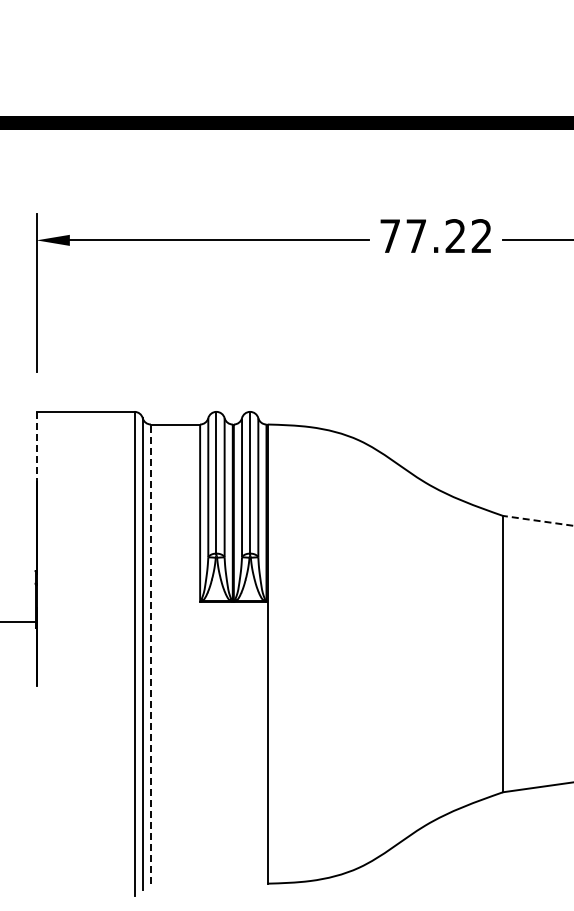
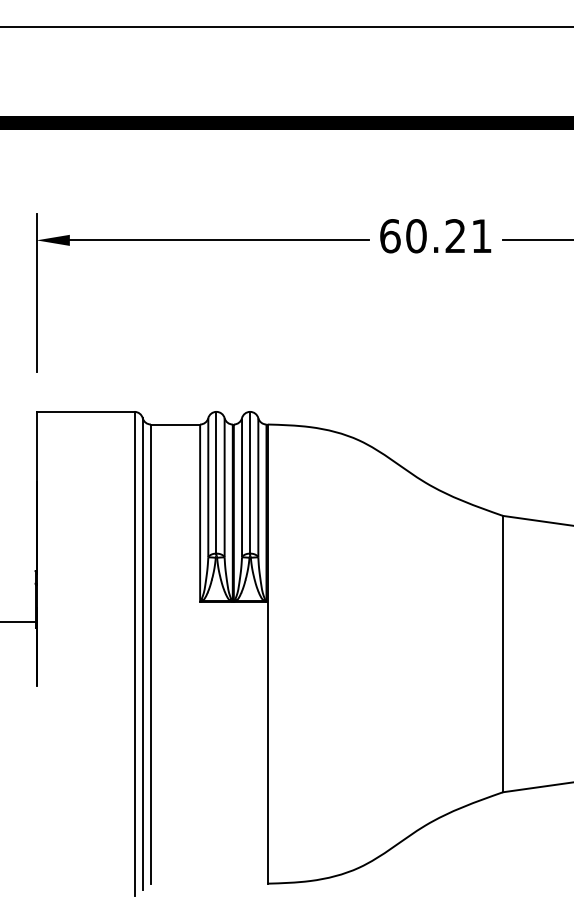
line: none -> present (286, 27)
text: 77.22 -> 60.21 (435, 236)
line: dashed -> solid (36, 446)
line: dashed -> solid (537, 520)
line: dashed -> solid (150, 654)
